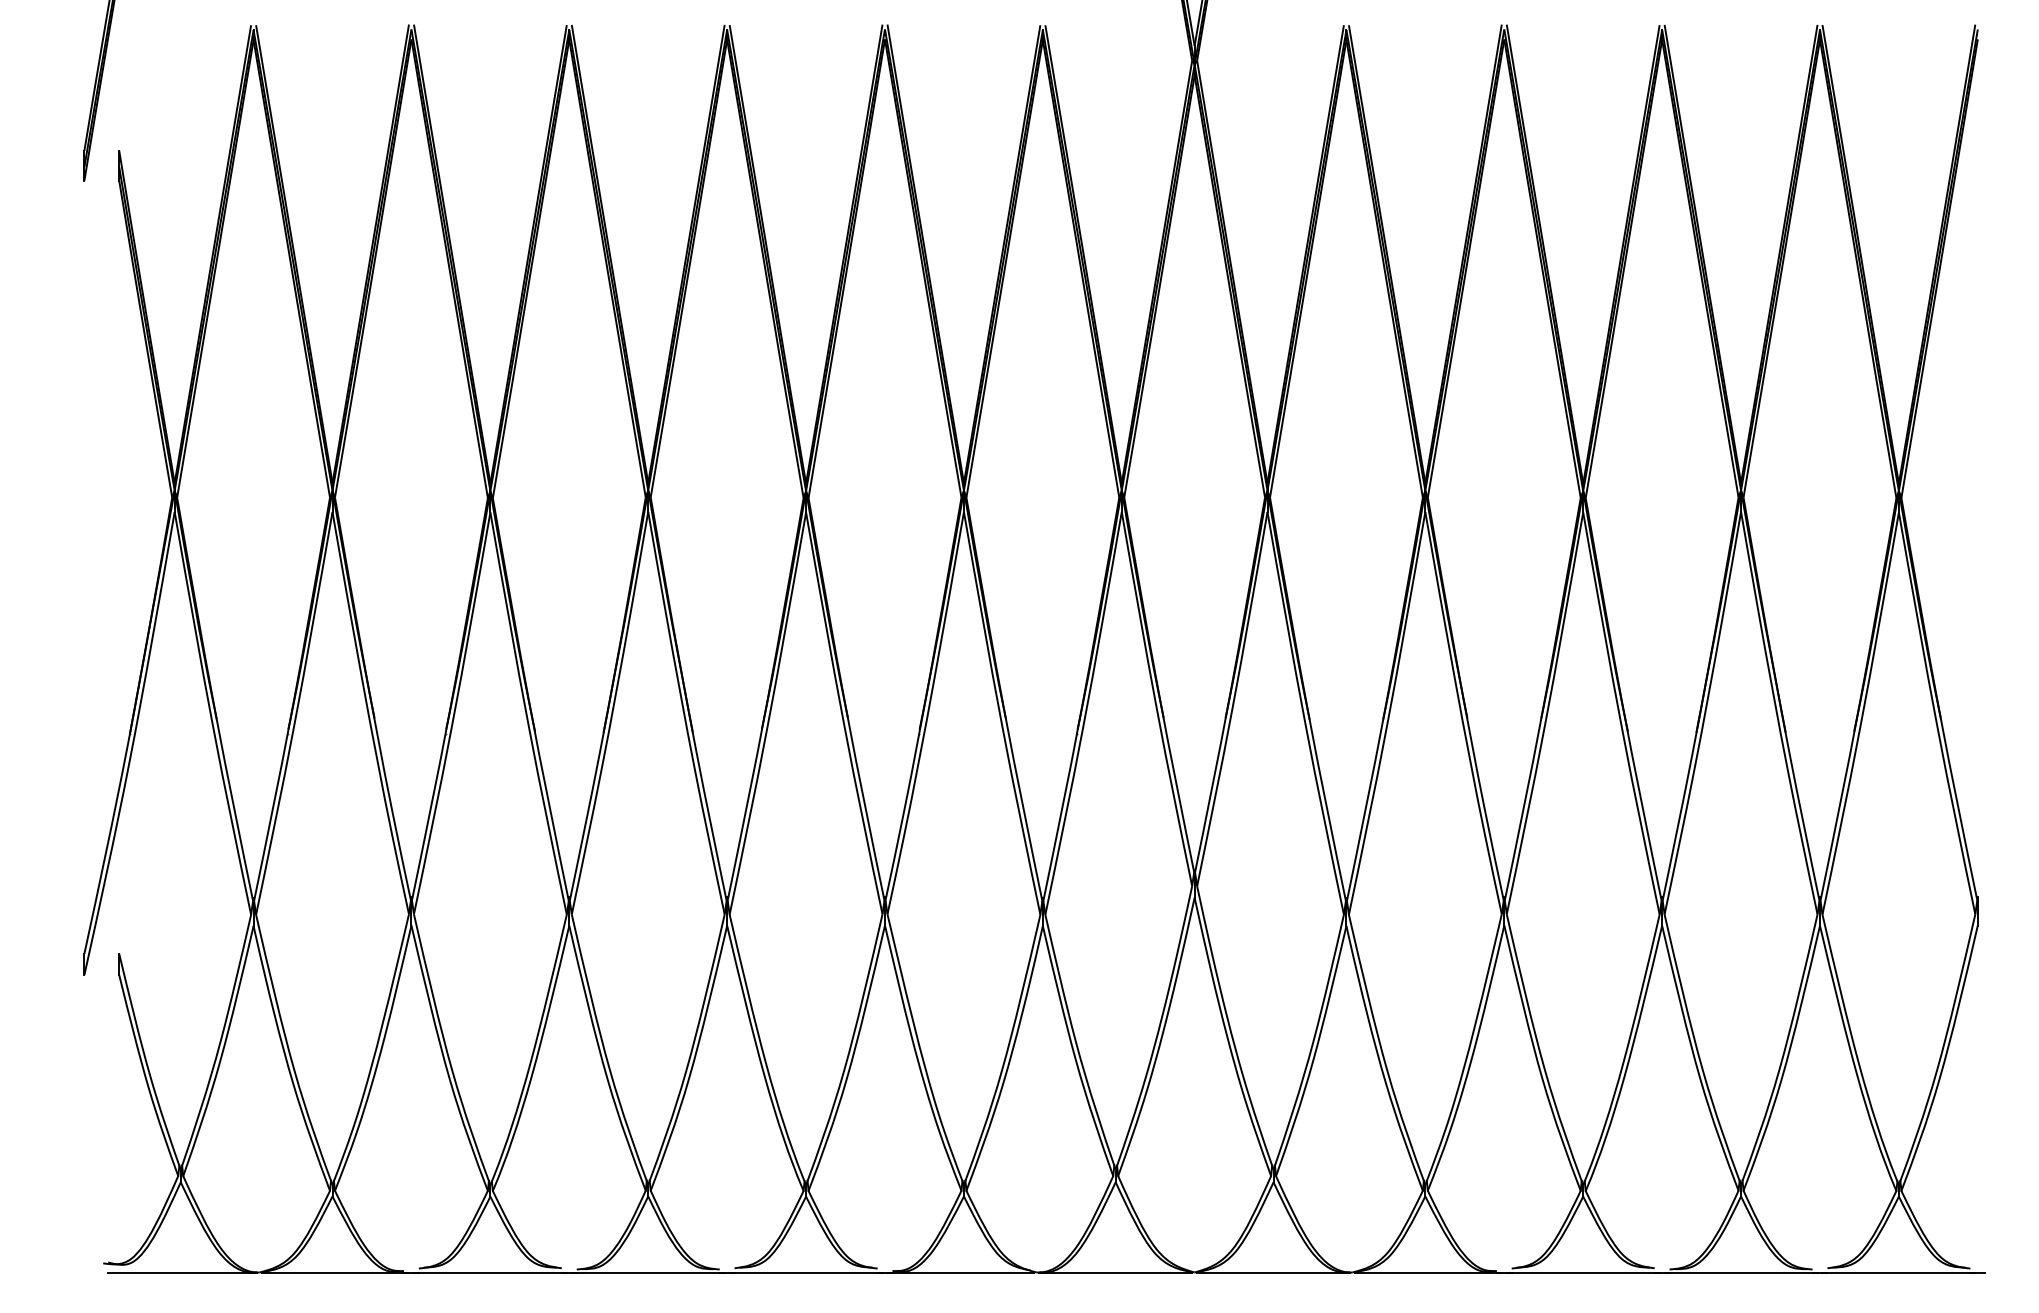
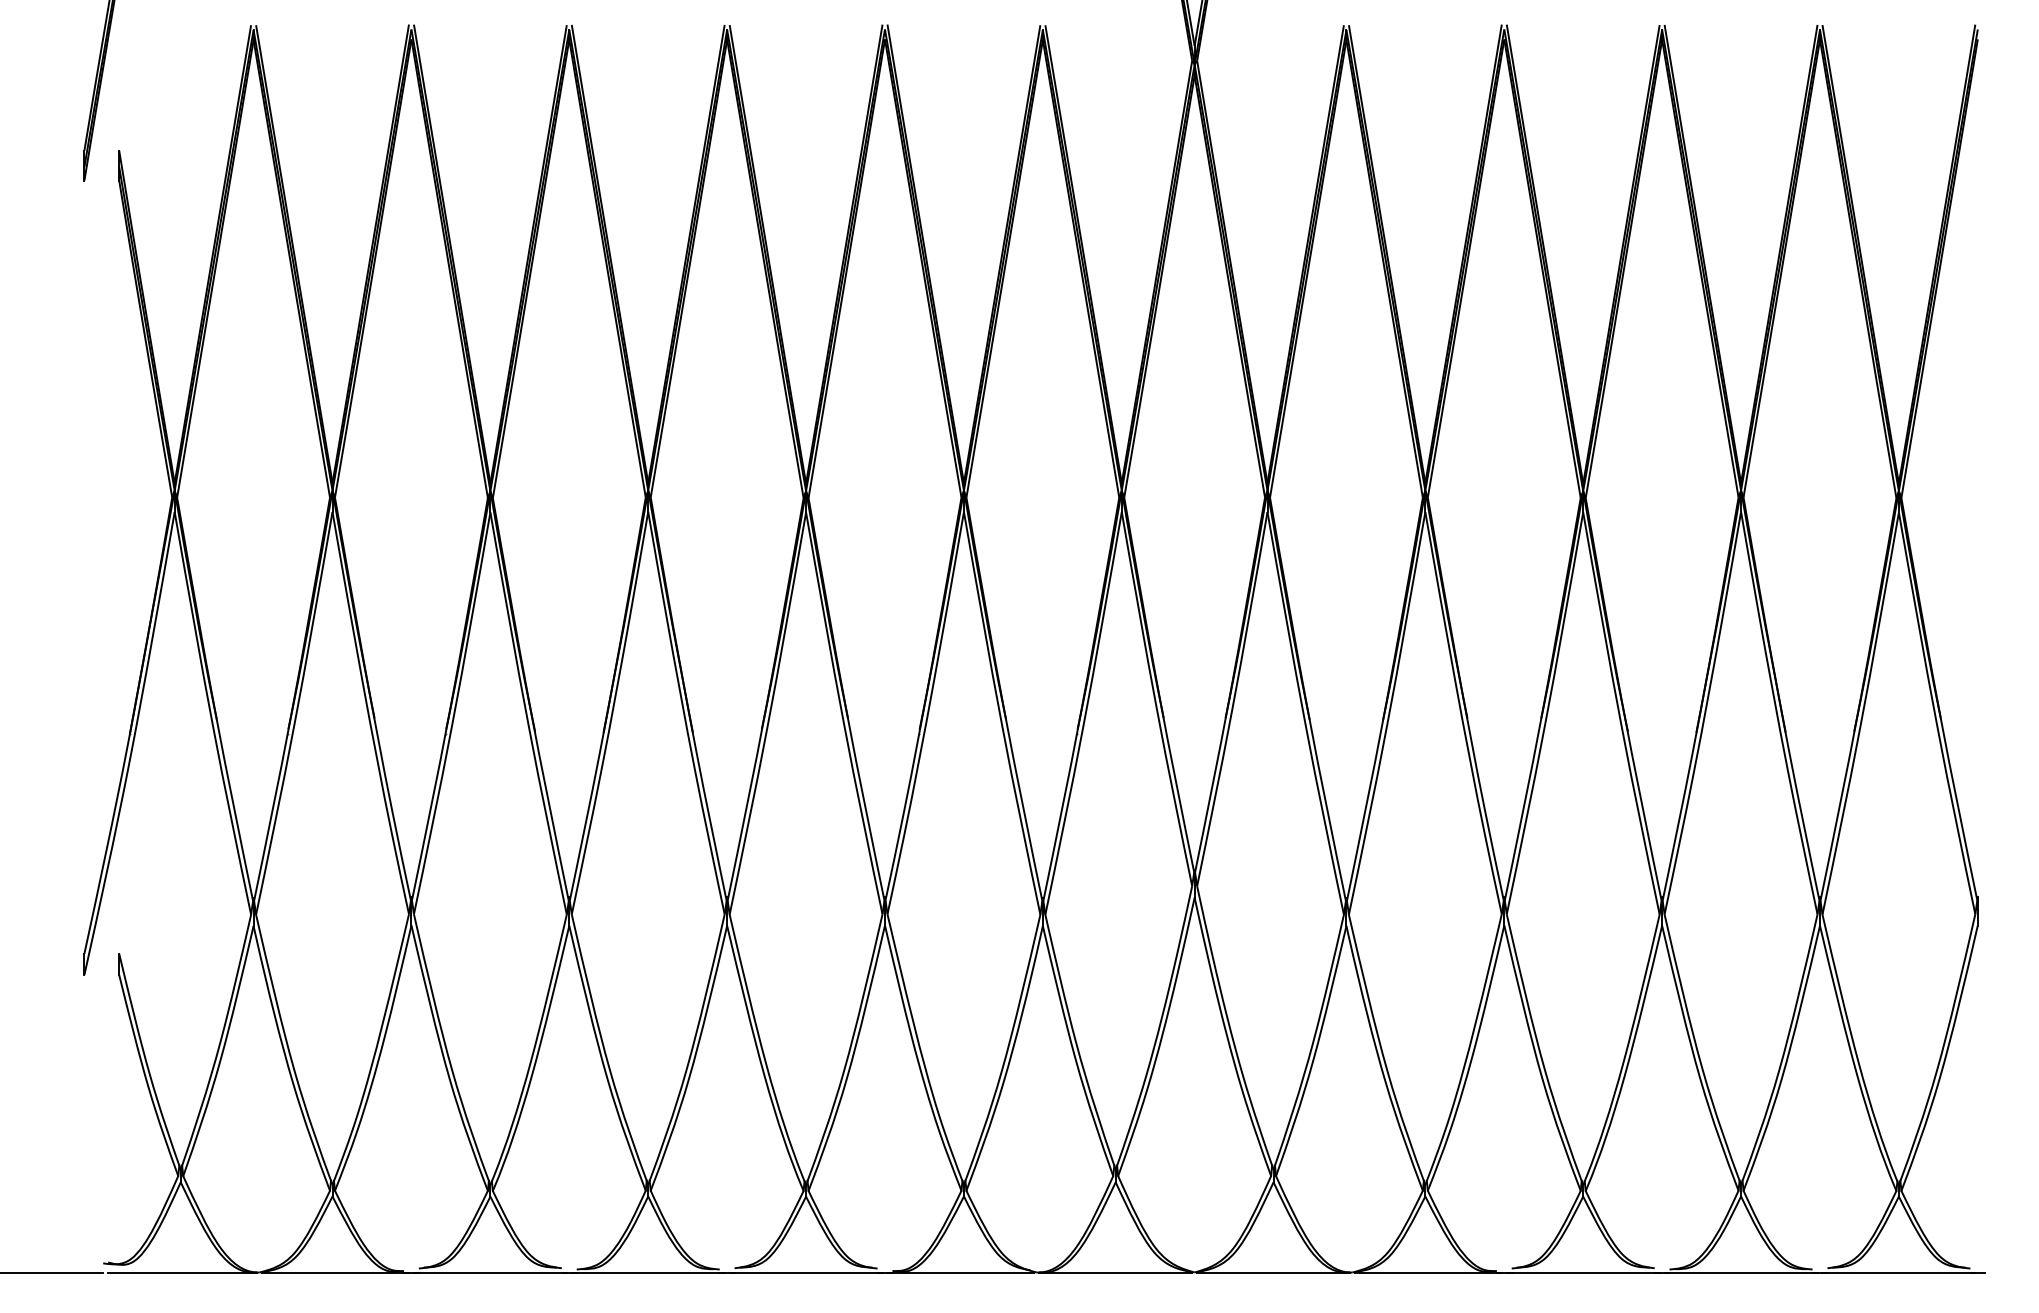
line: none -> present (52, 1272)
